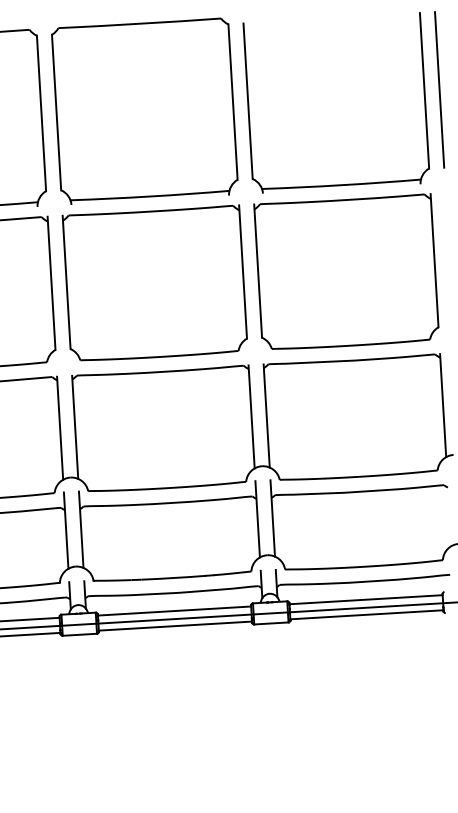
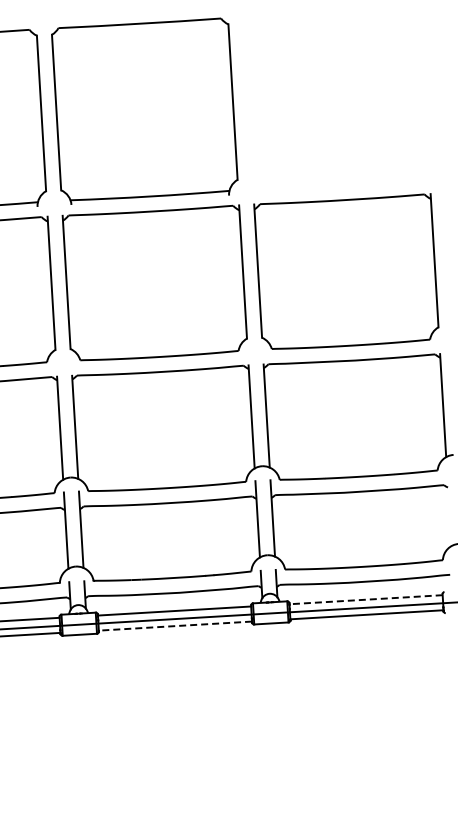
line: present -> none (439, 89)
part: present -> none (347, 183)
line: solid -> dashed (366, 599)
line: solid -> dashed (175, 626)
